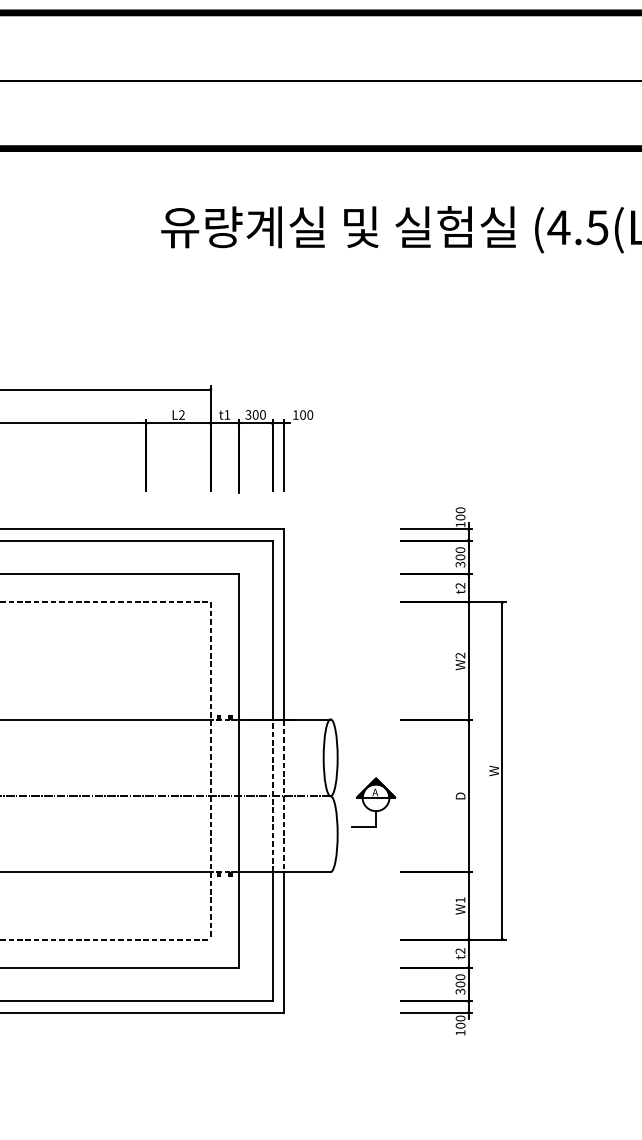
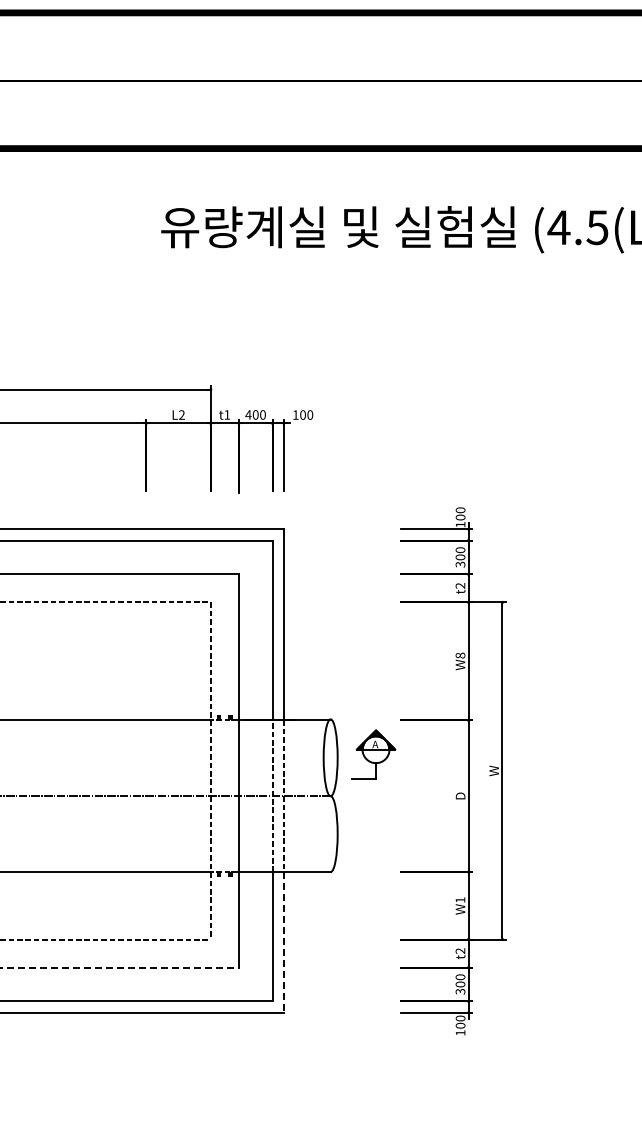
text: 300 -> 400 (248, 414)
text: W2 -> W8 (460, 655)
part position: (373, 802) -> (373, 754) (373, 754)
line: solid -> dashed (283, 942)
line: solid -> dashed (119, 967)
